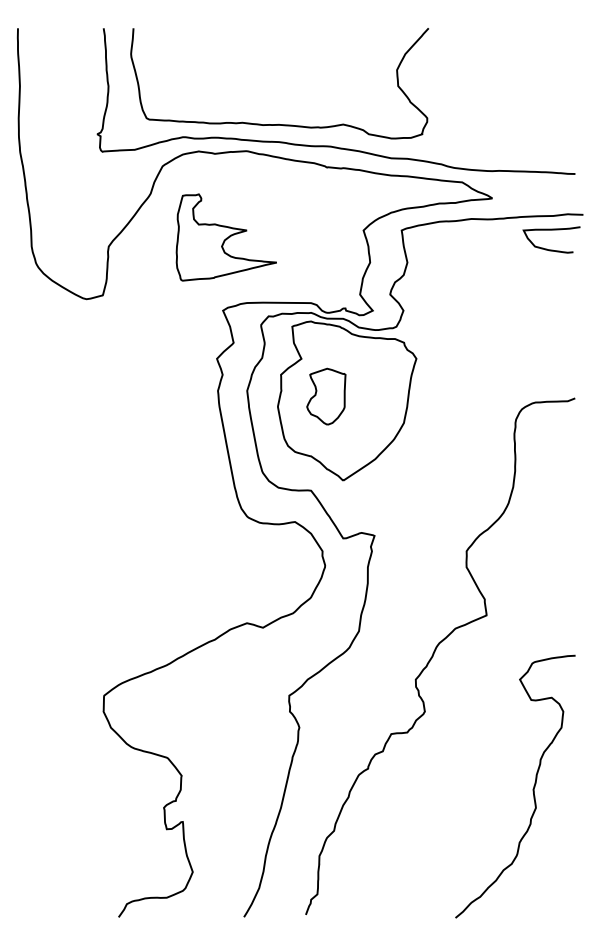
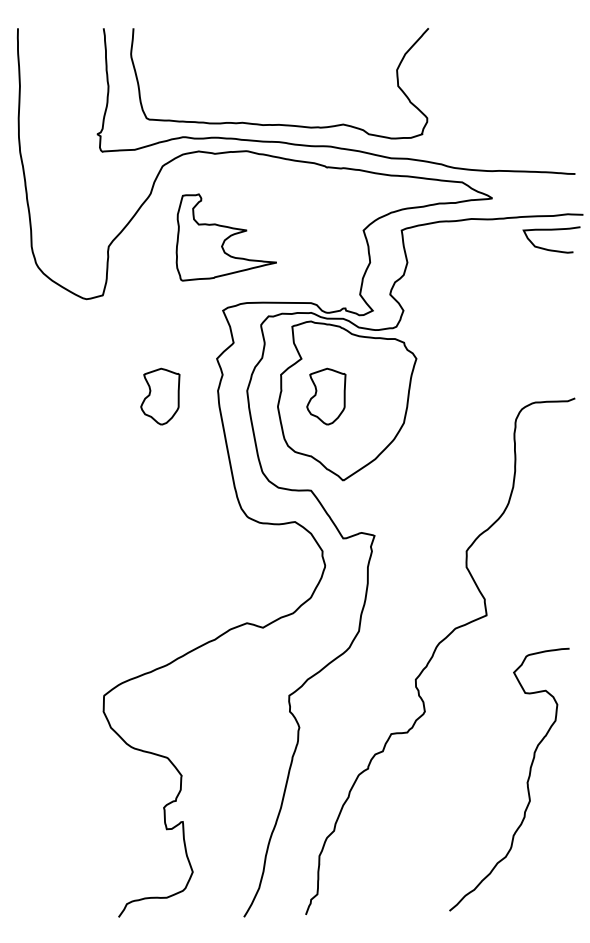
part: none -> present (160, 396)
curve position: (532, 789) -> (526, 782) (526, 782)
